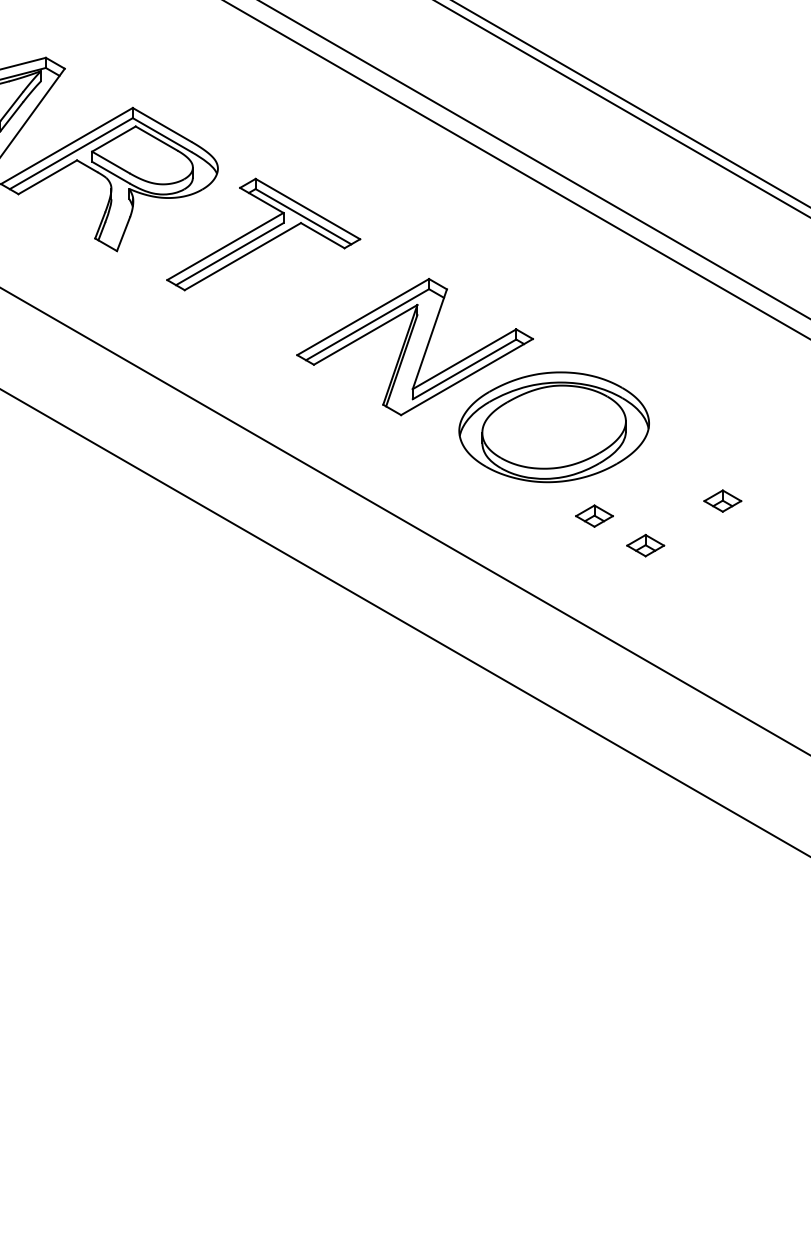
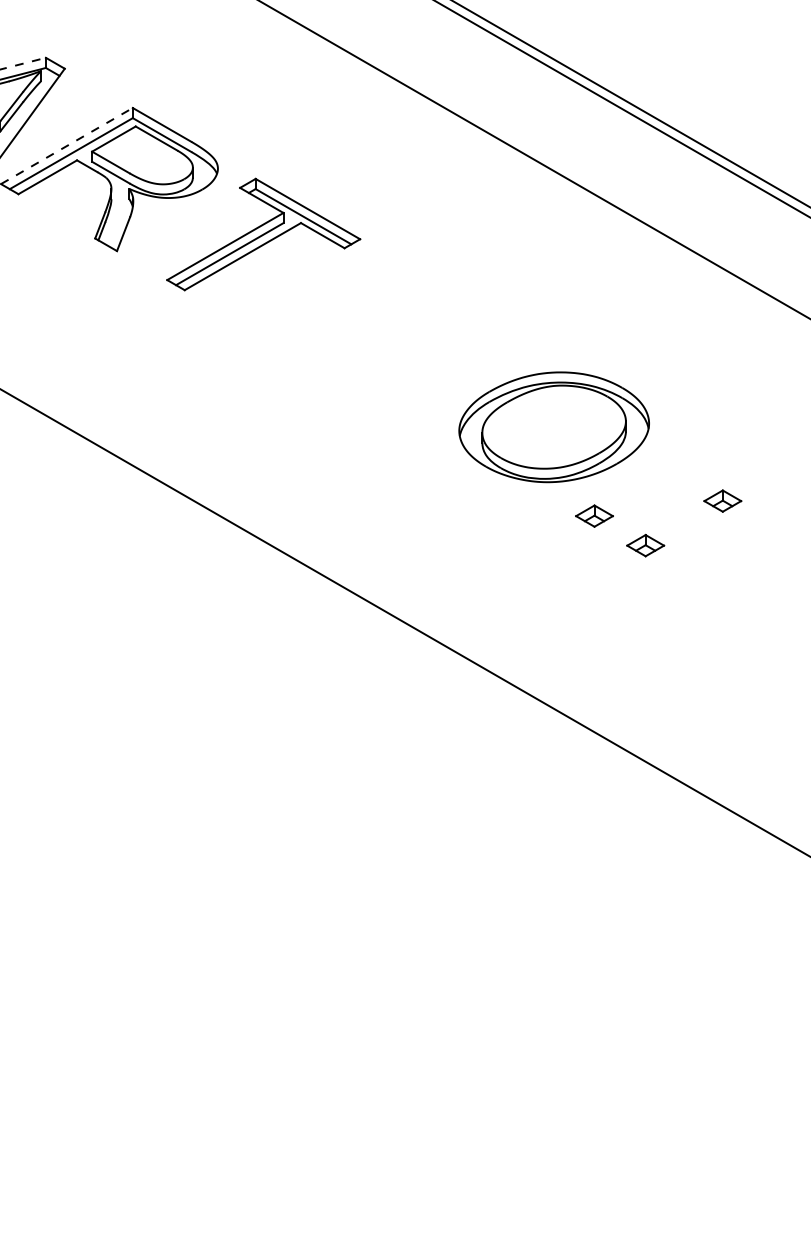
line: solid -> dashed (23, 63)
line: solid -> dashed (67, 145)
line: present -> none (516, 169)
part: present -> none (414, 347)
line: present -> none (404, 521)
